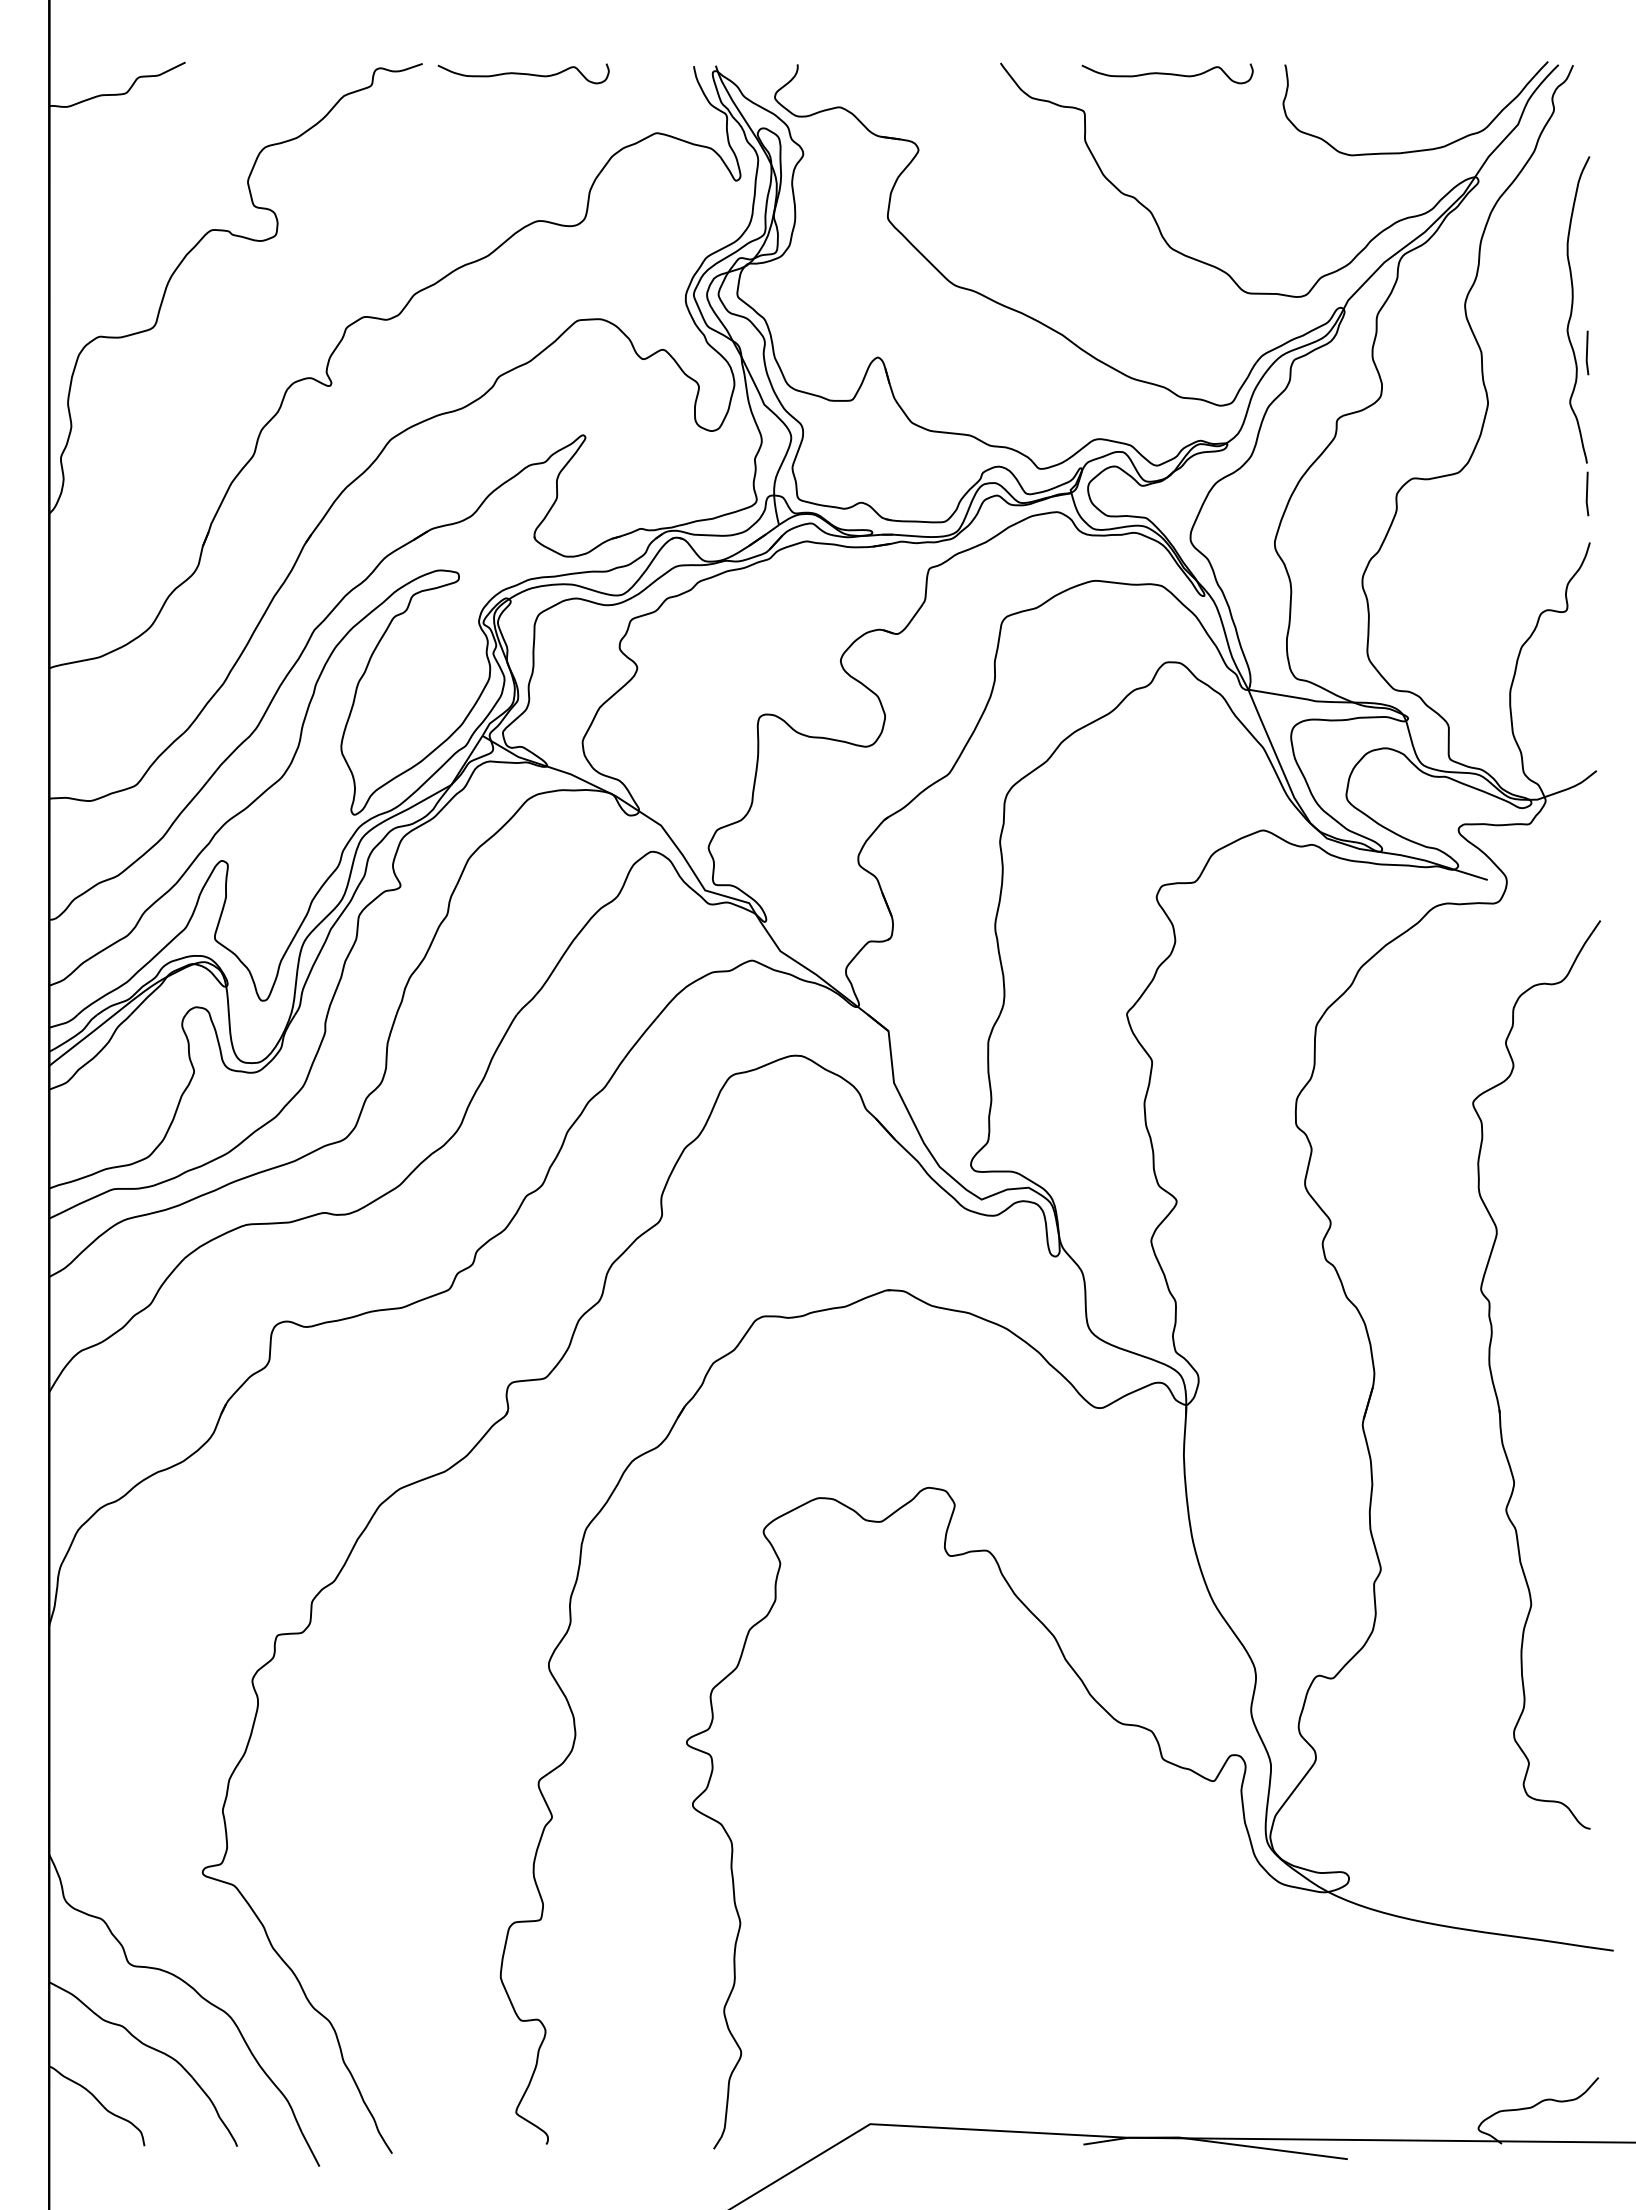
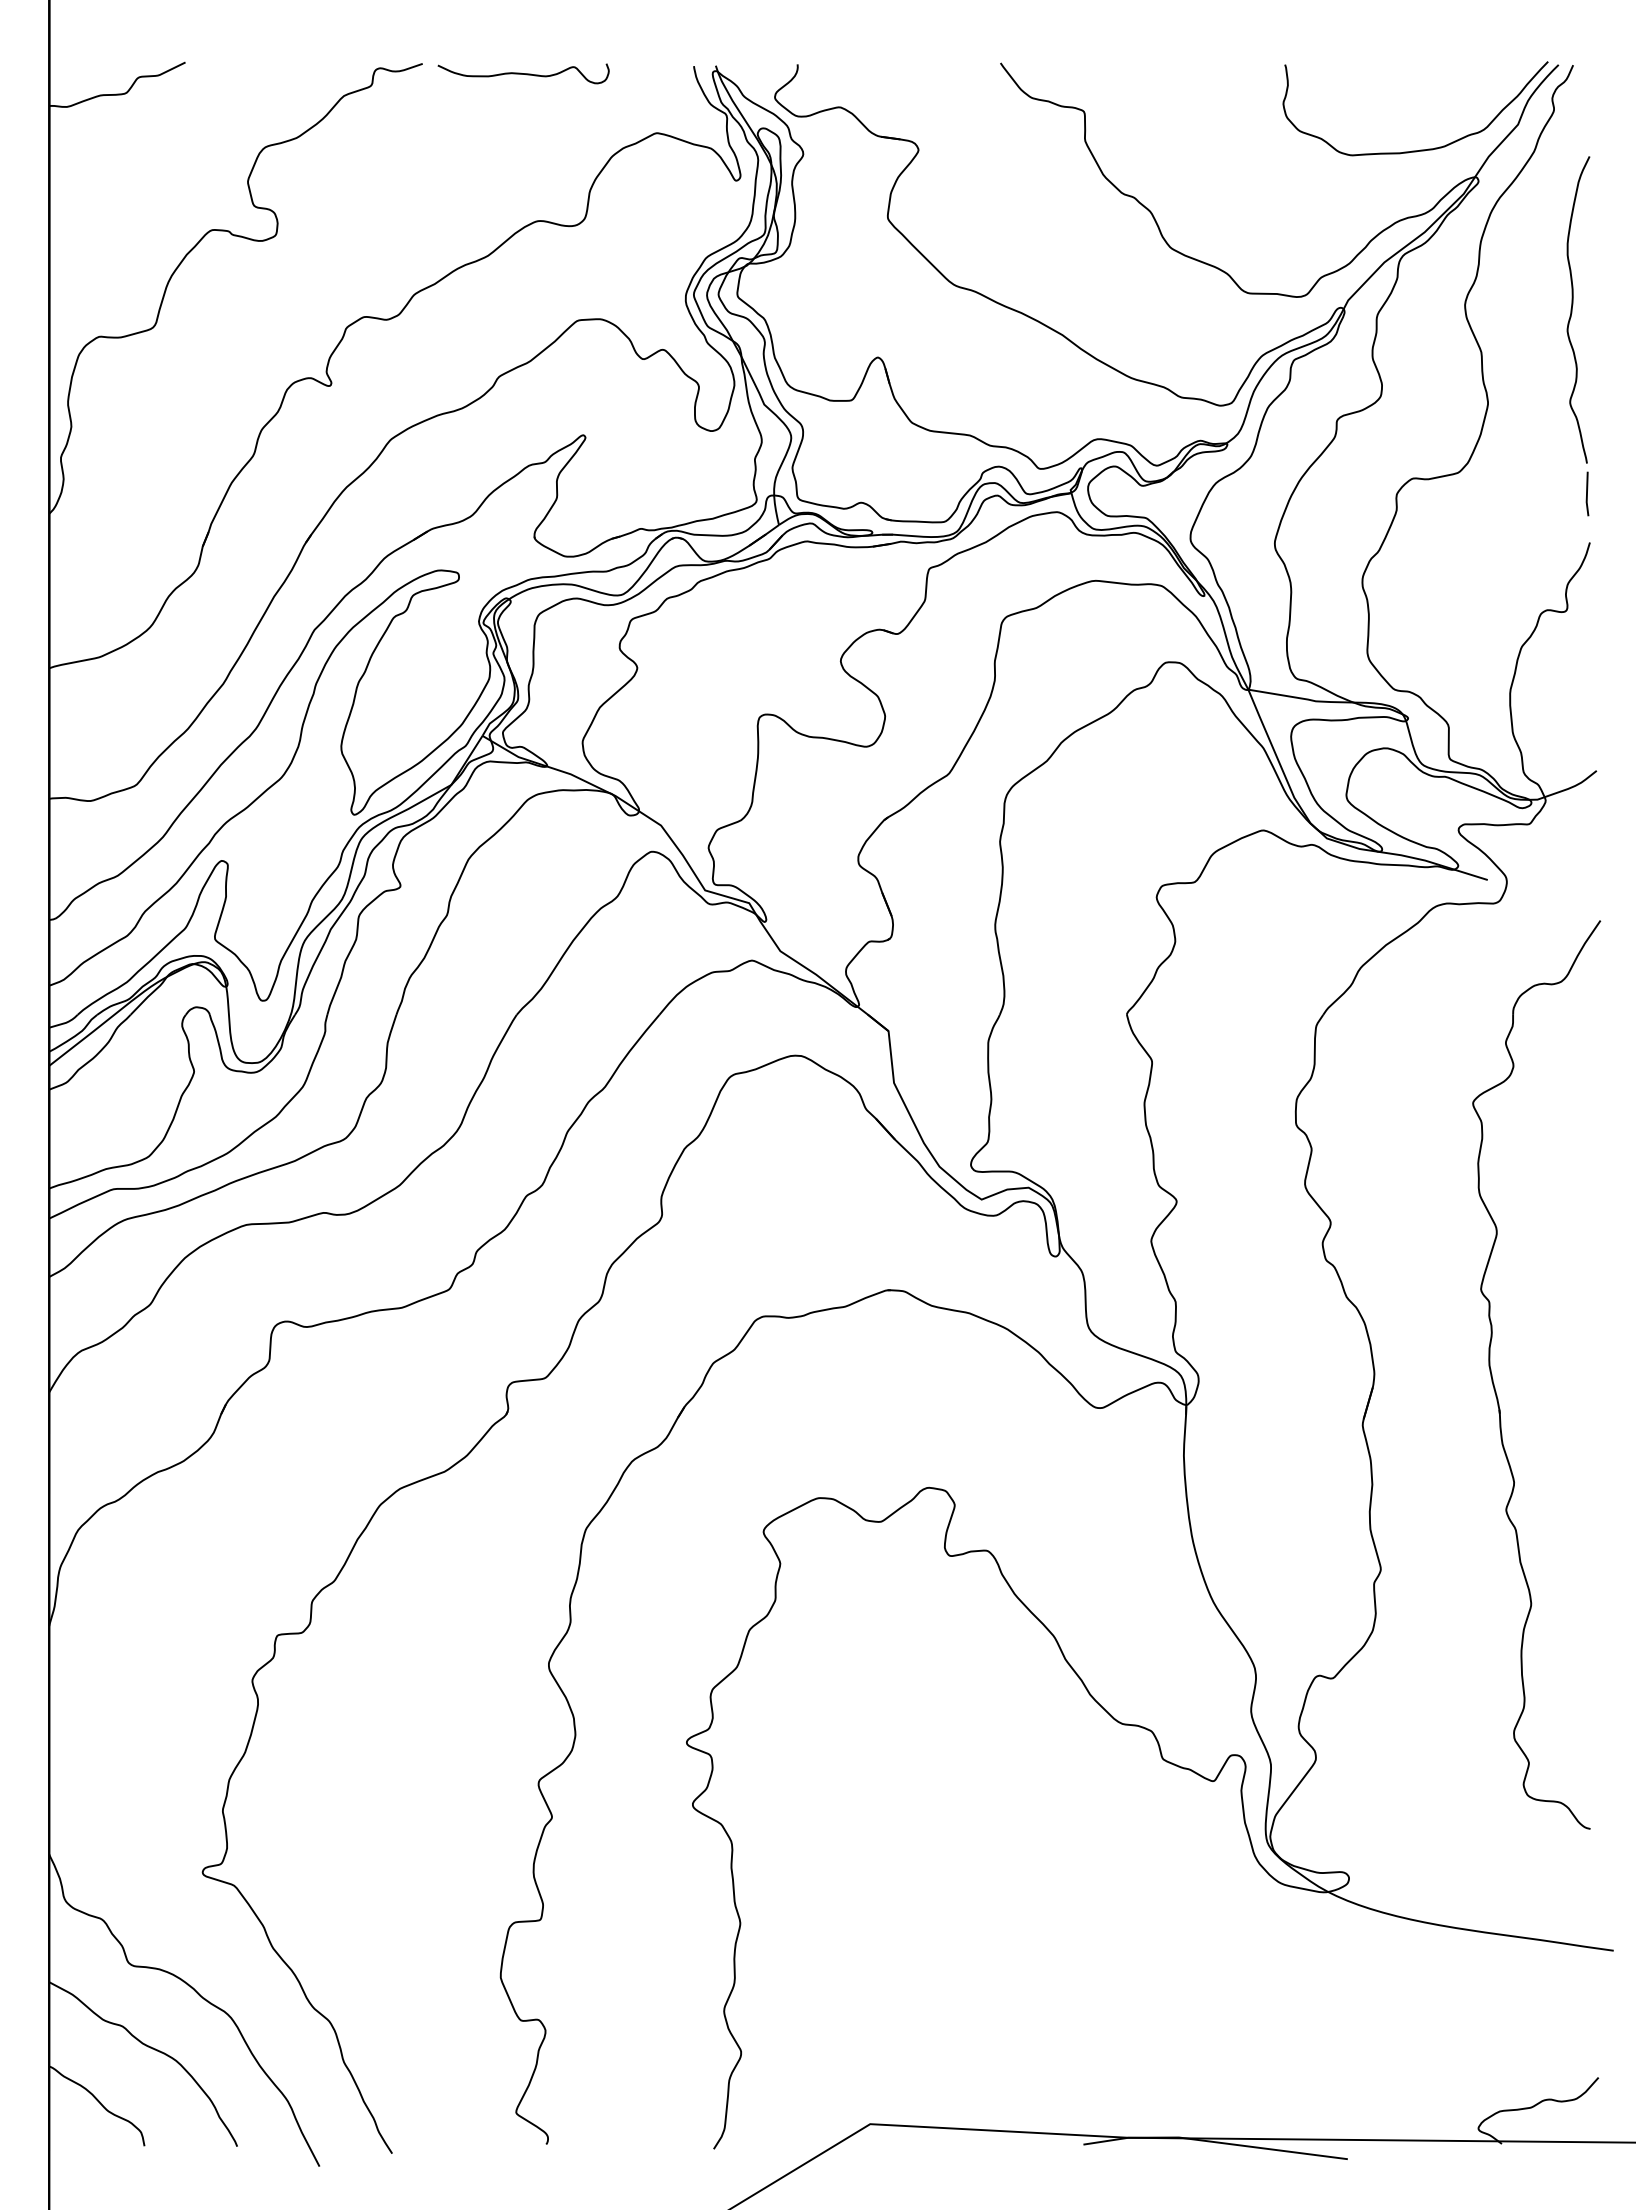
curve: present -> none (1167, 73)
line: present -> none (1587, 352)
